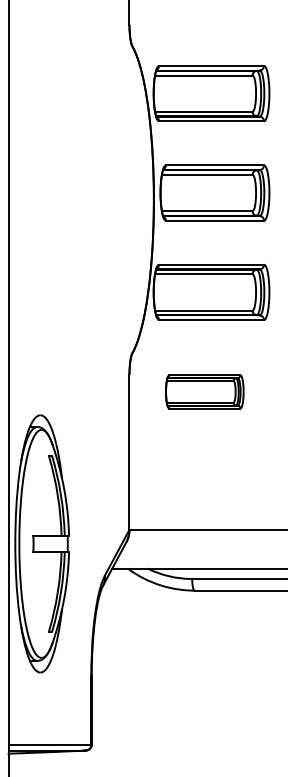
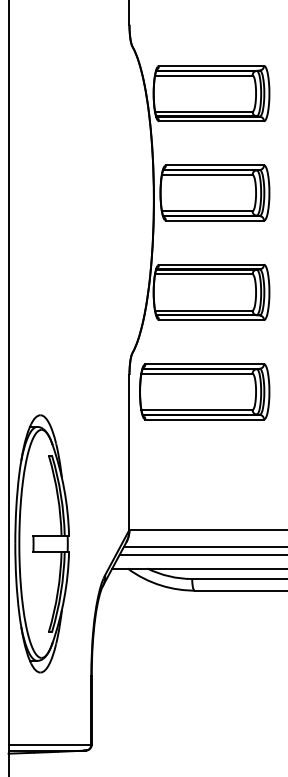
part size: 80x36 px -> 132x58 px (204, 391)
line: none -> present (203, 546)
line: none -> present (201, 554)
